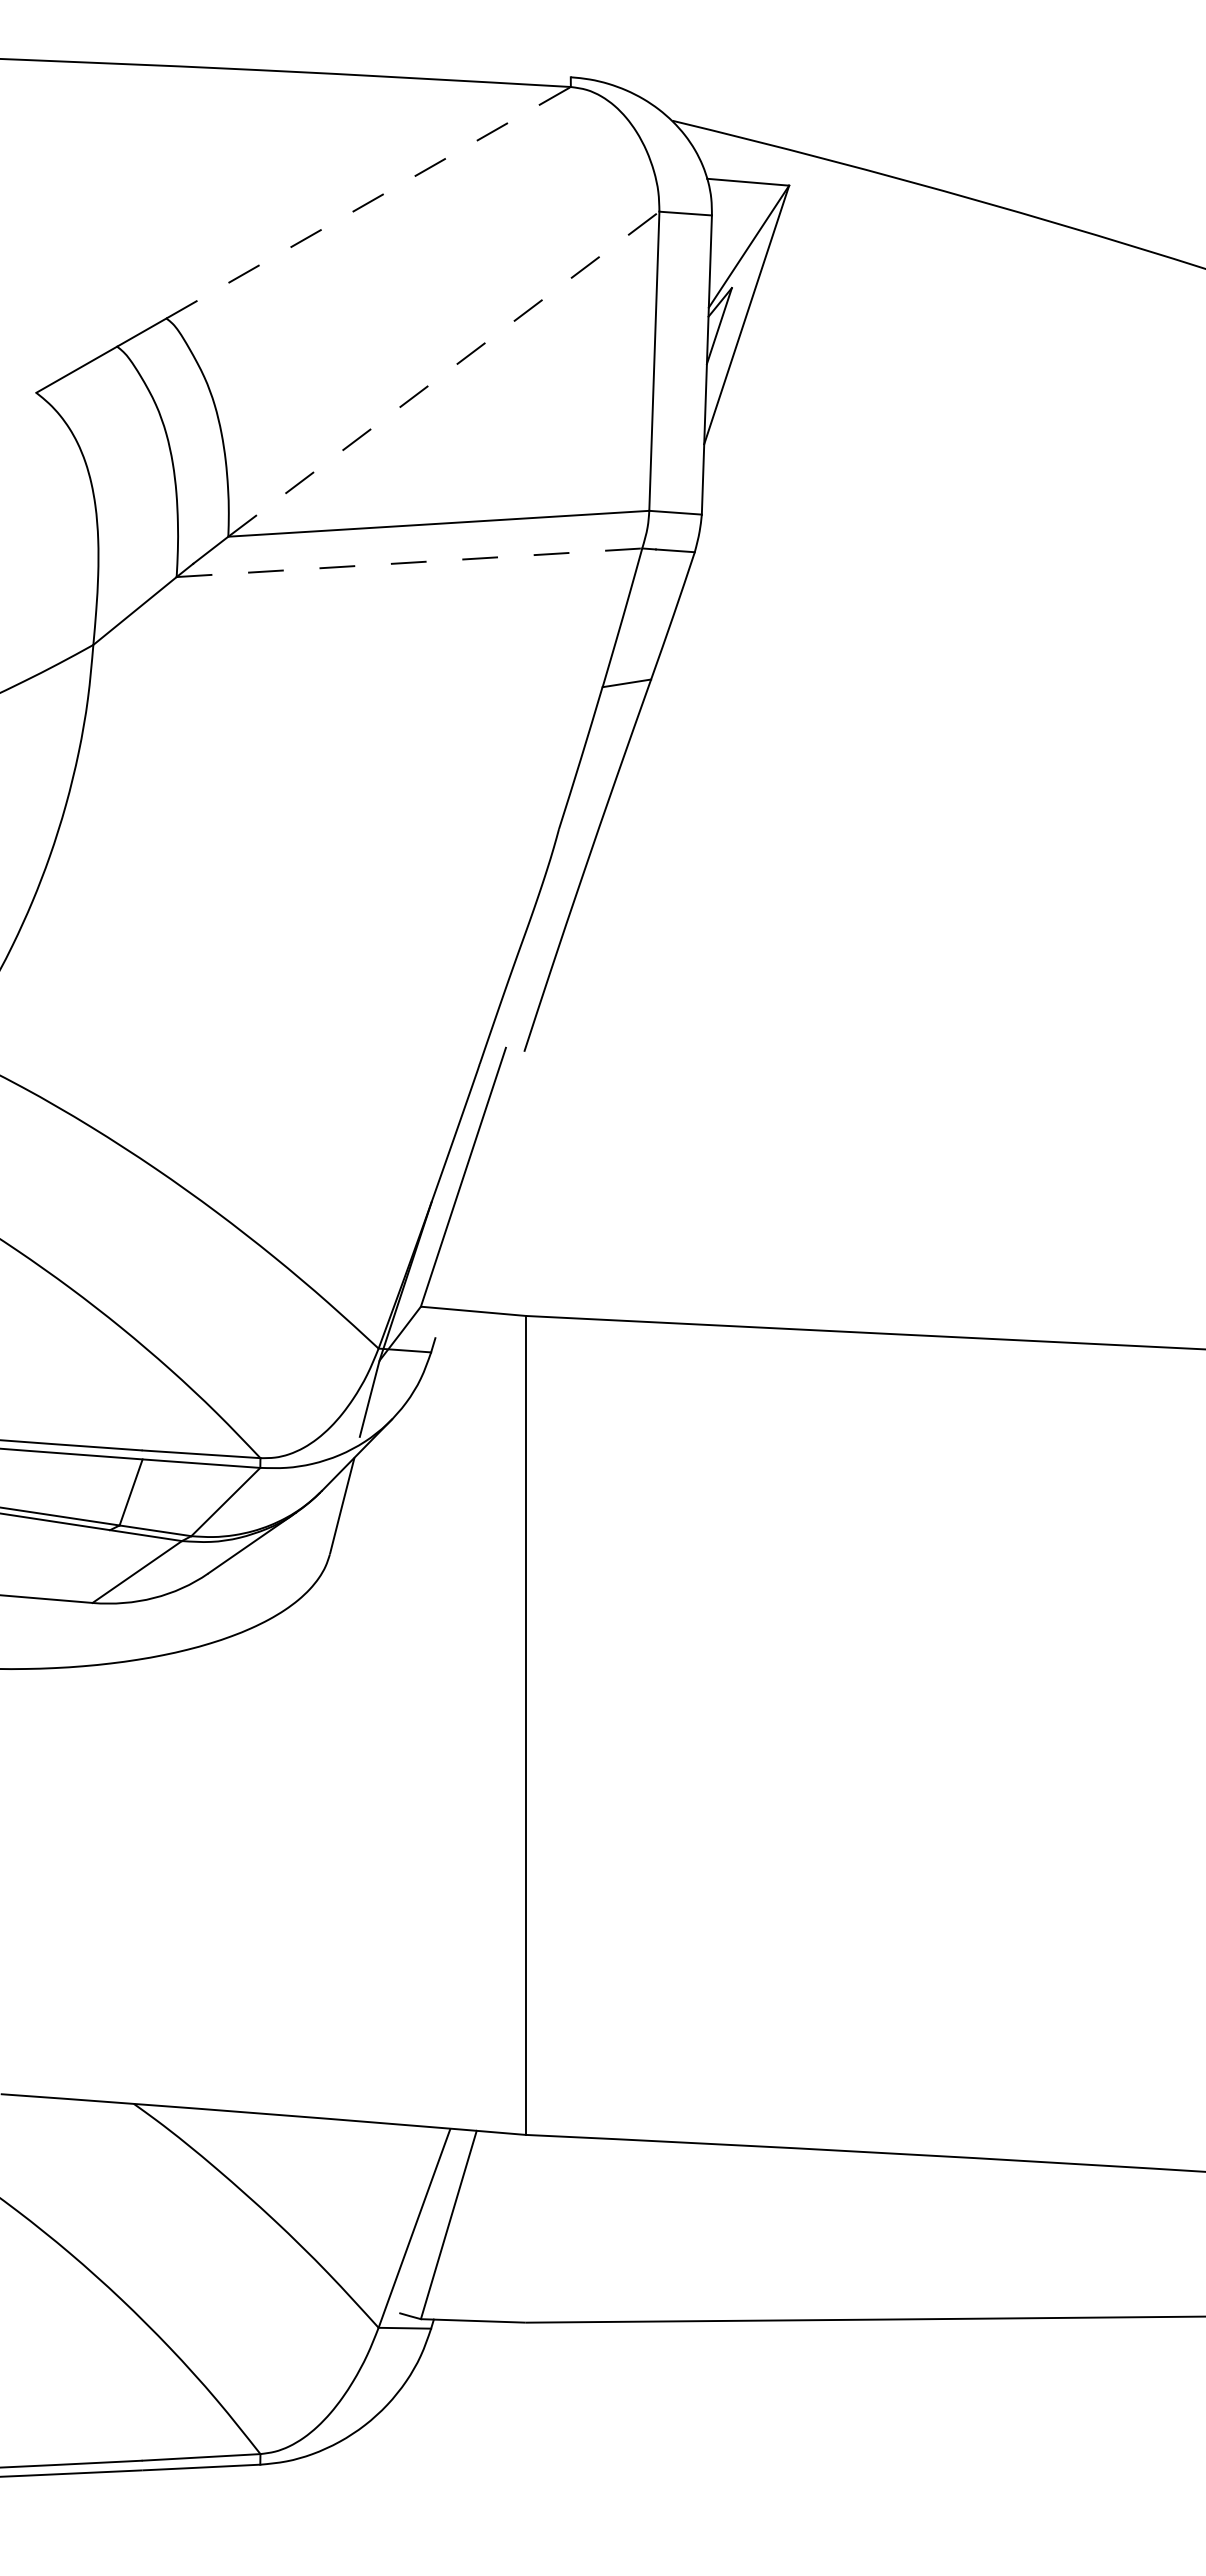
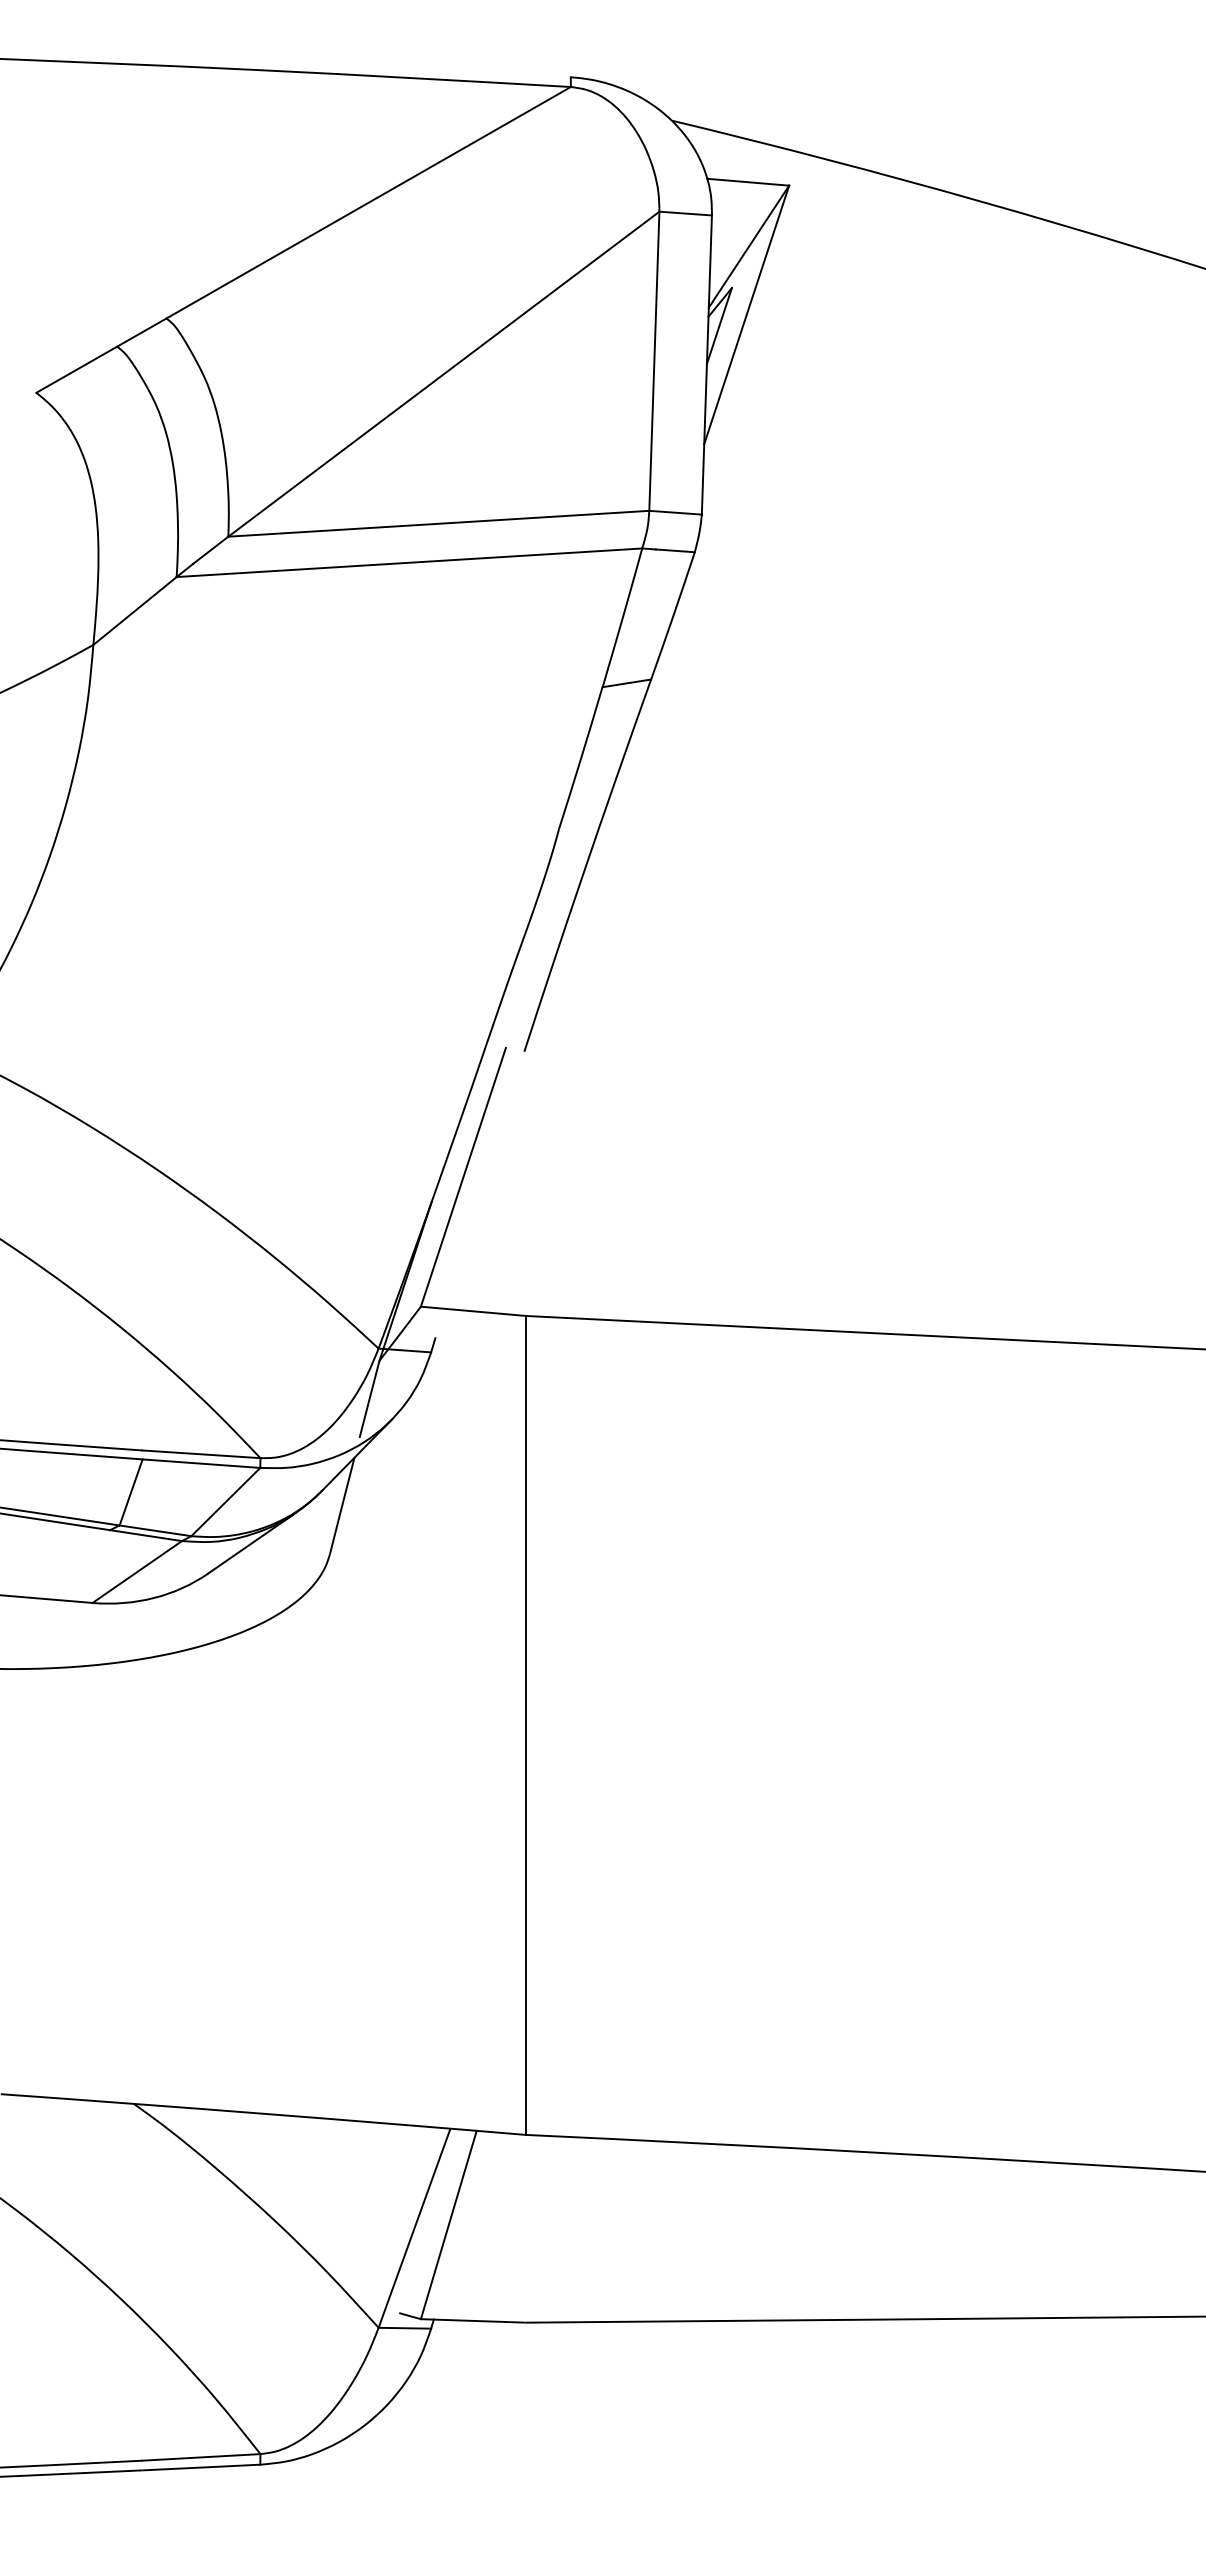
line: dashed -> solid (369, 202)
line: dashed -> solid (443, 374)
line: dashed -> solid (409, 562)
